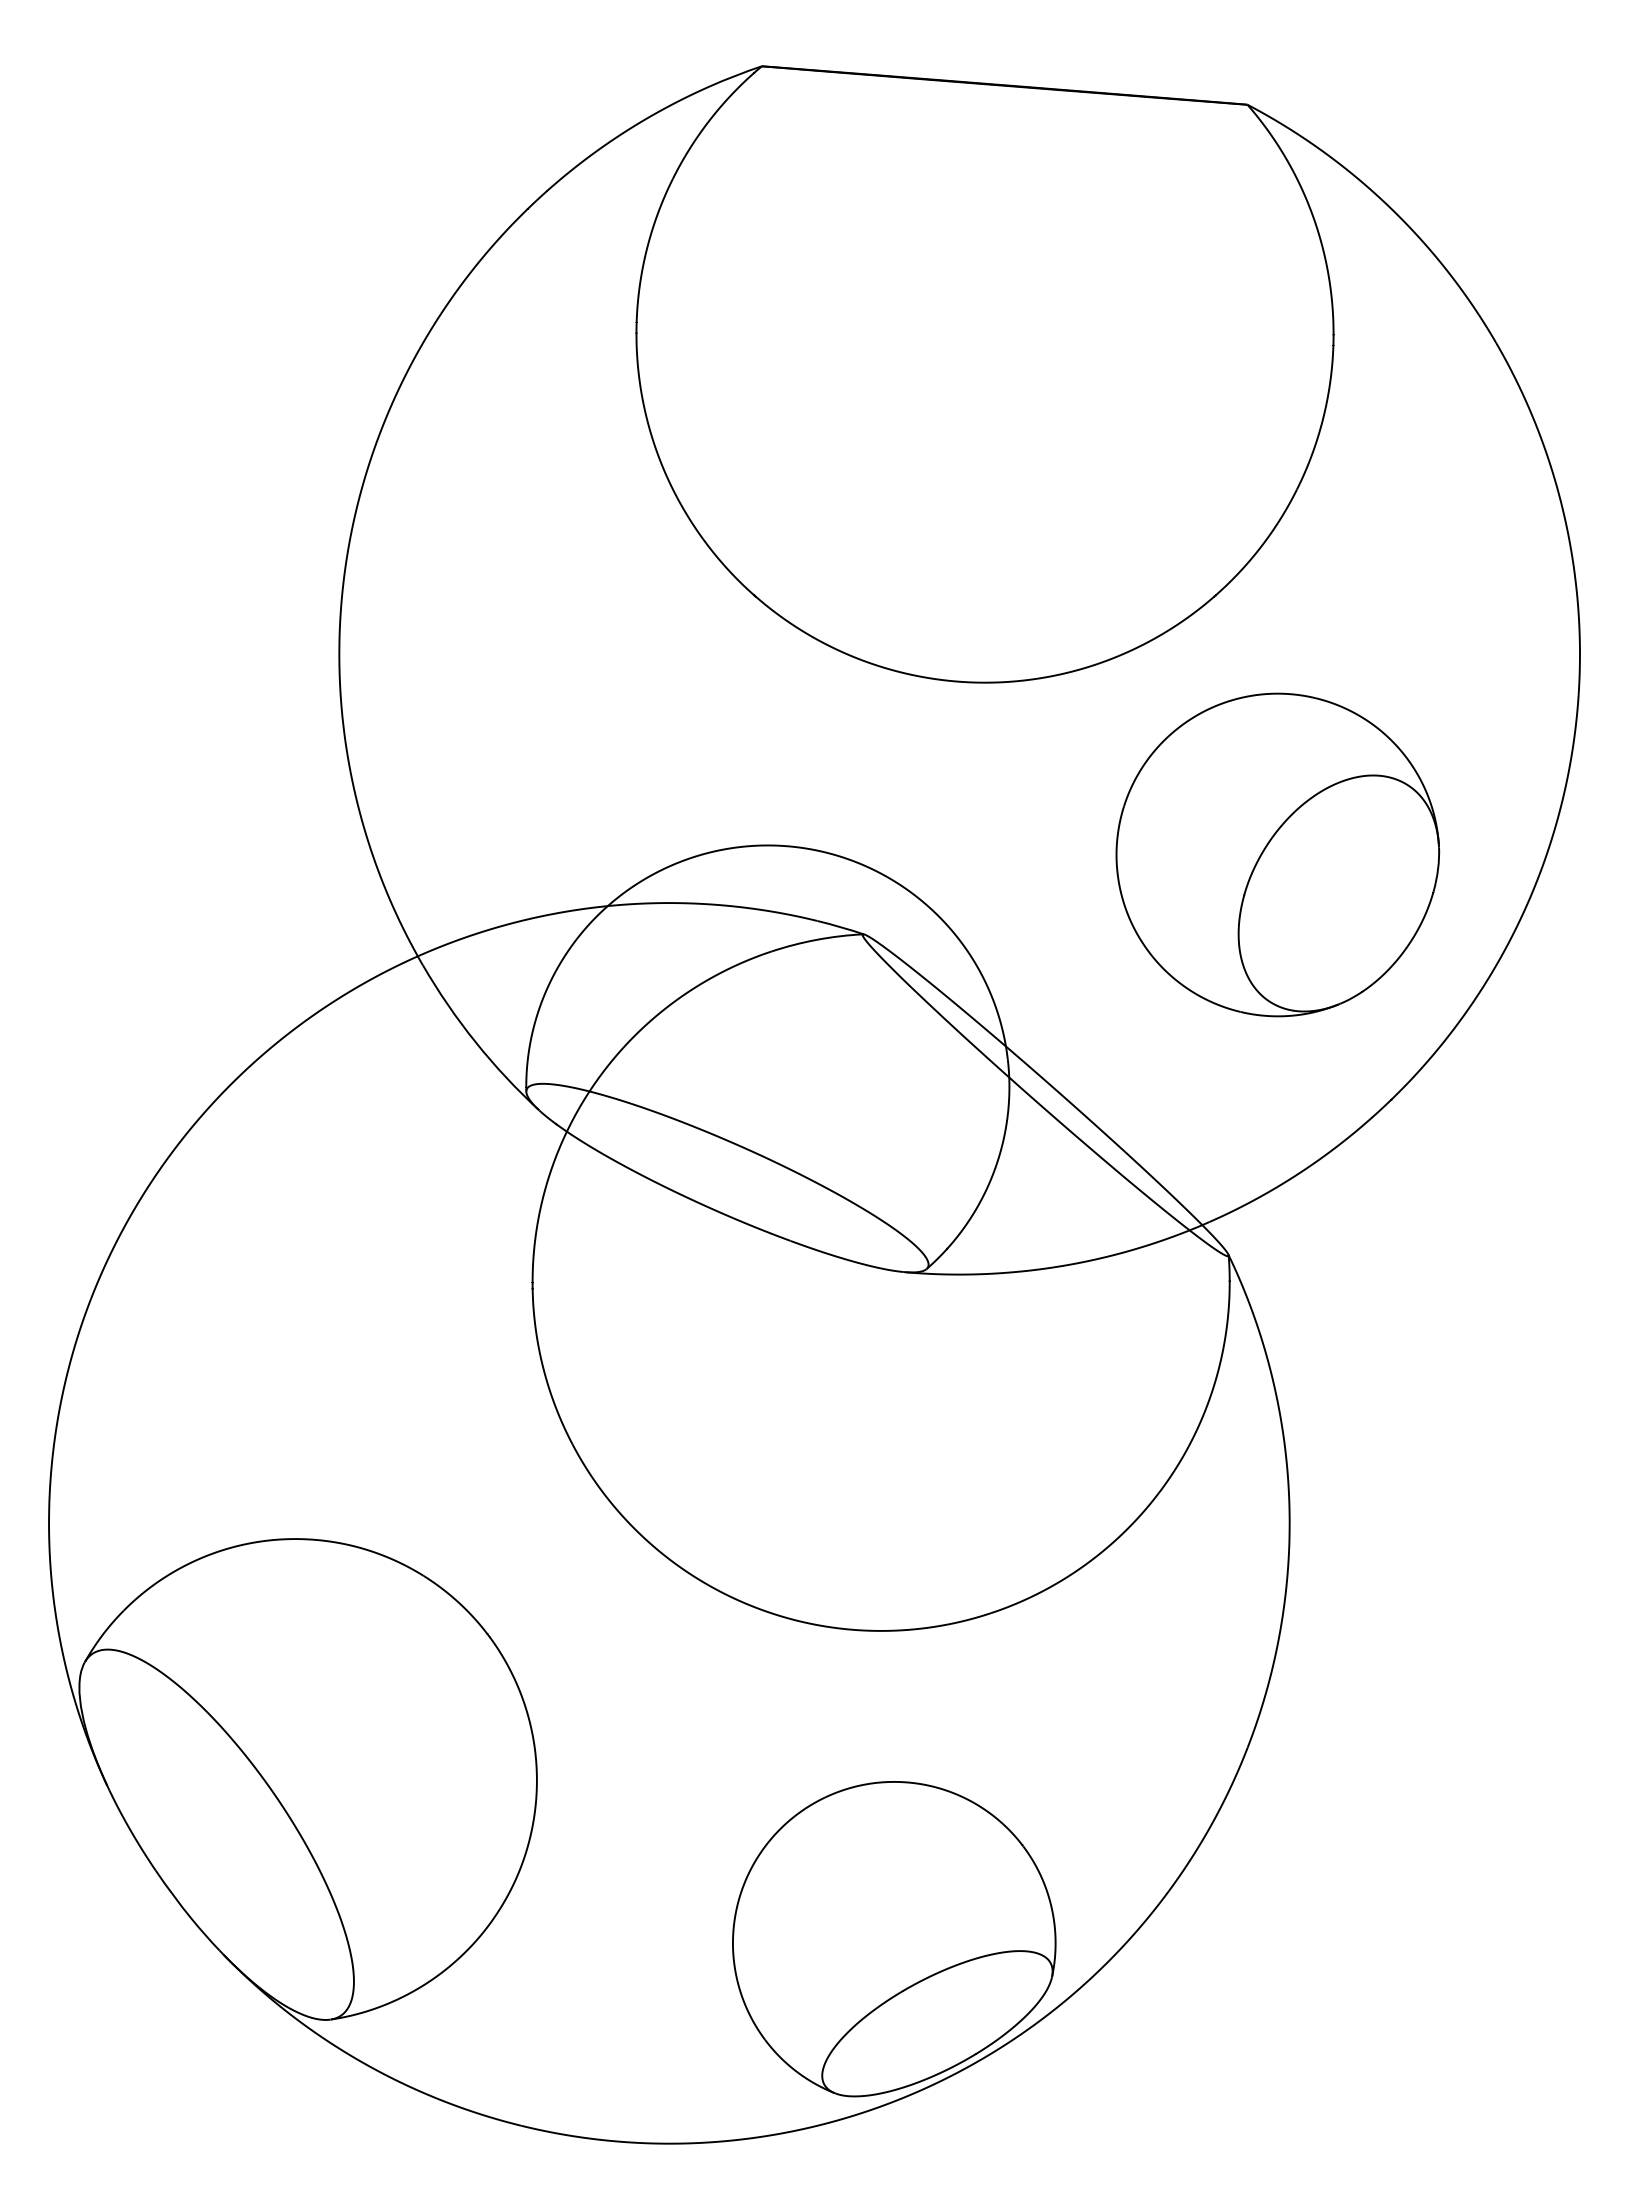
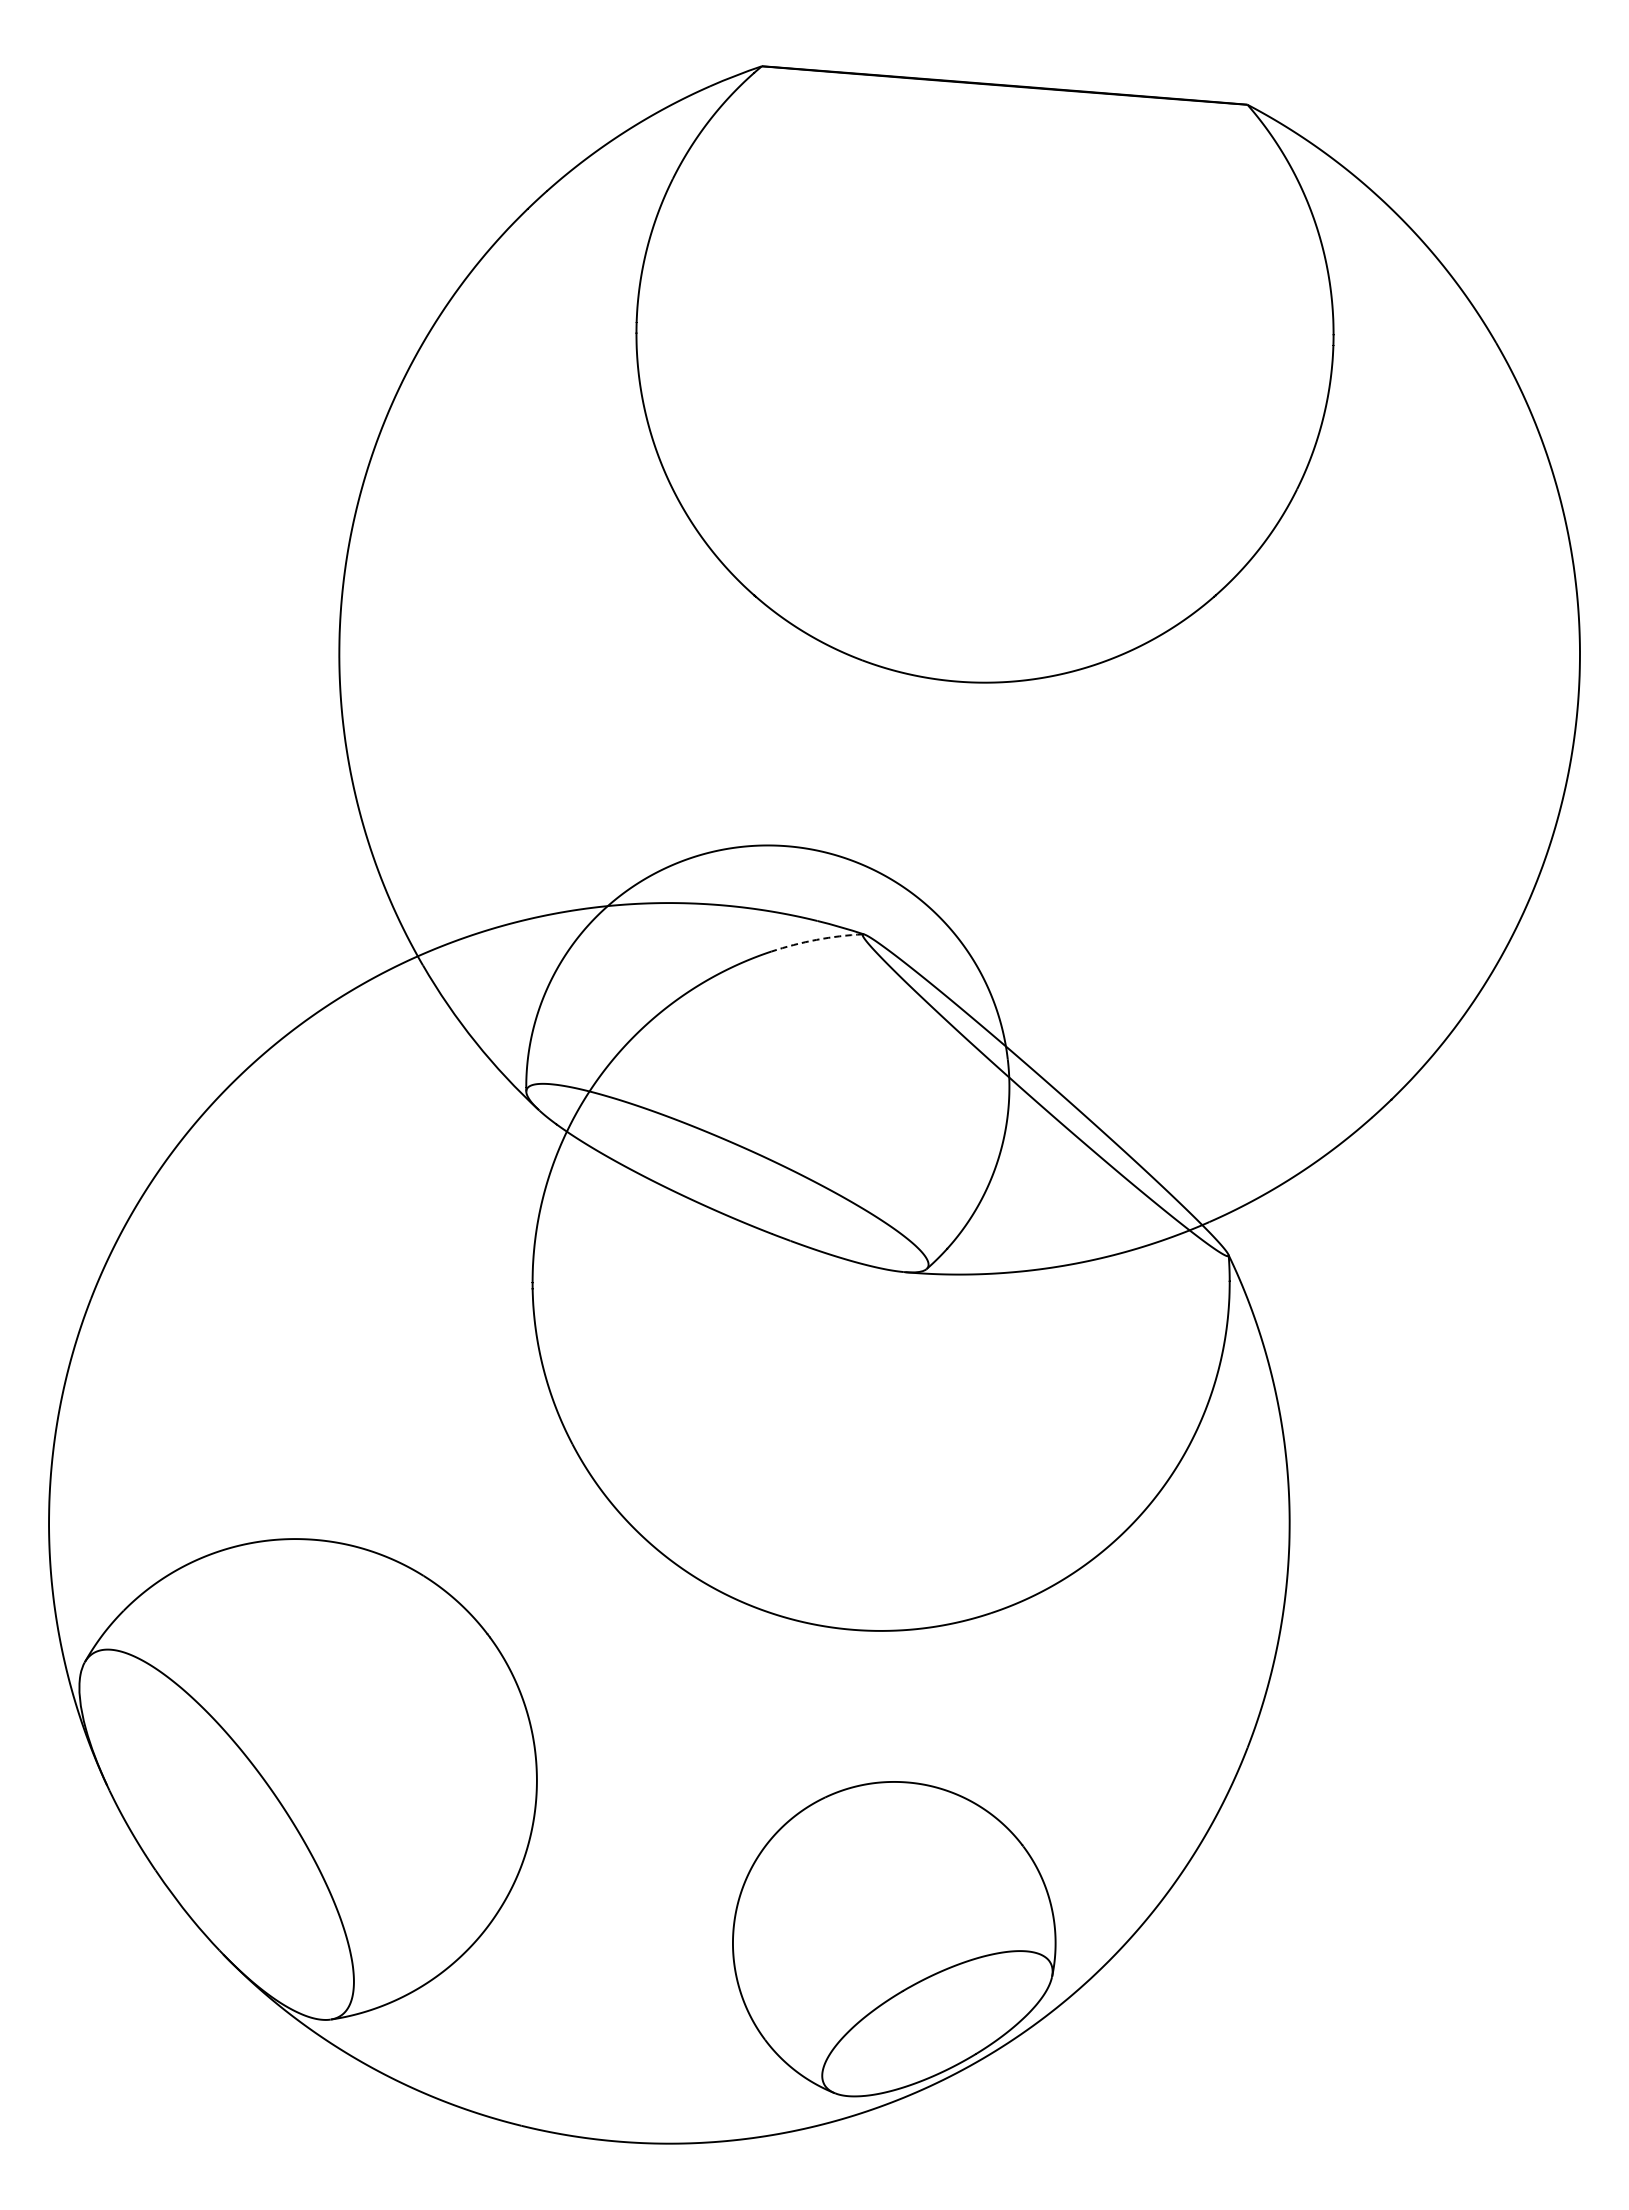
part: present -> none (1277, 854)
arc: solid -> dashed (816, 939)
